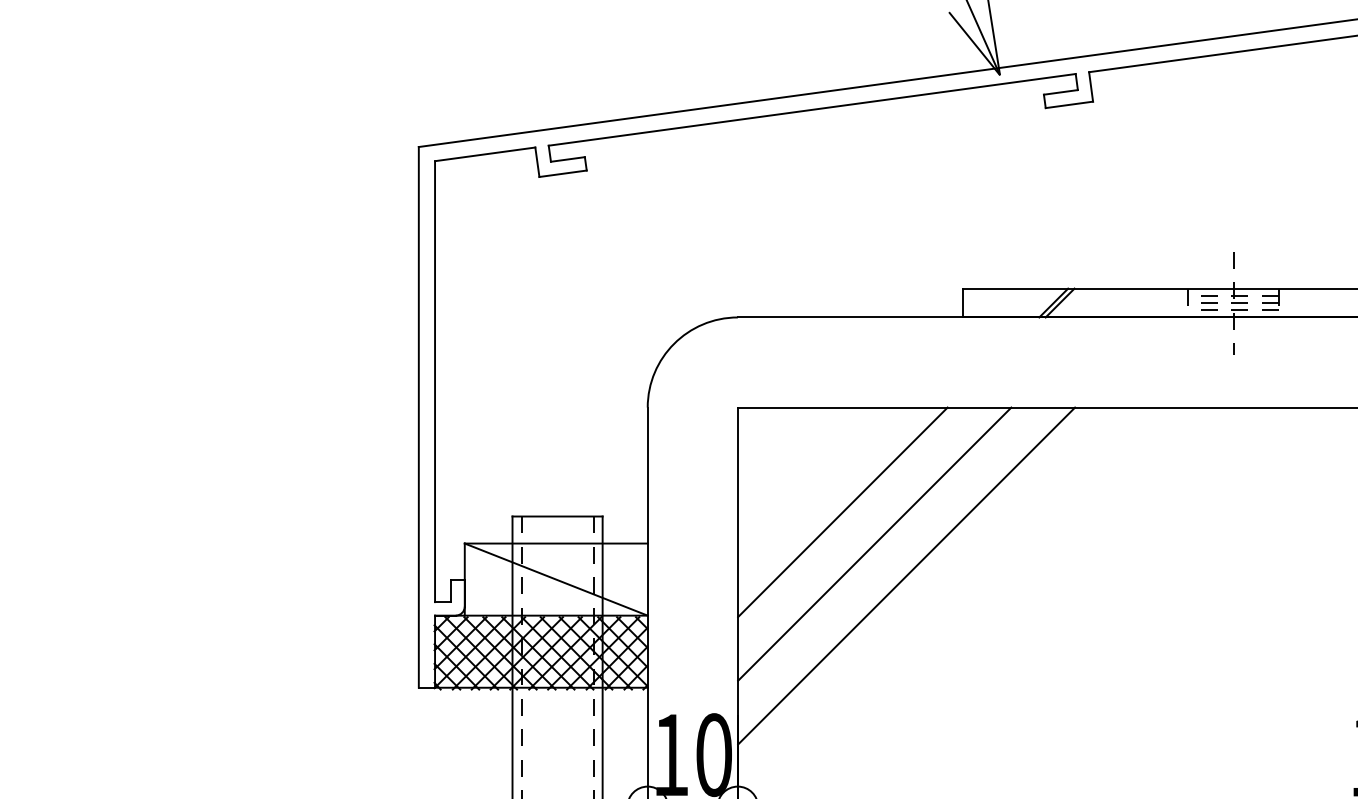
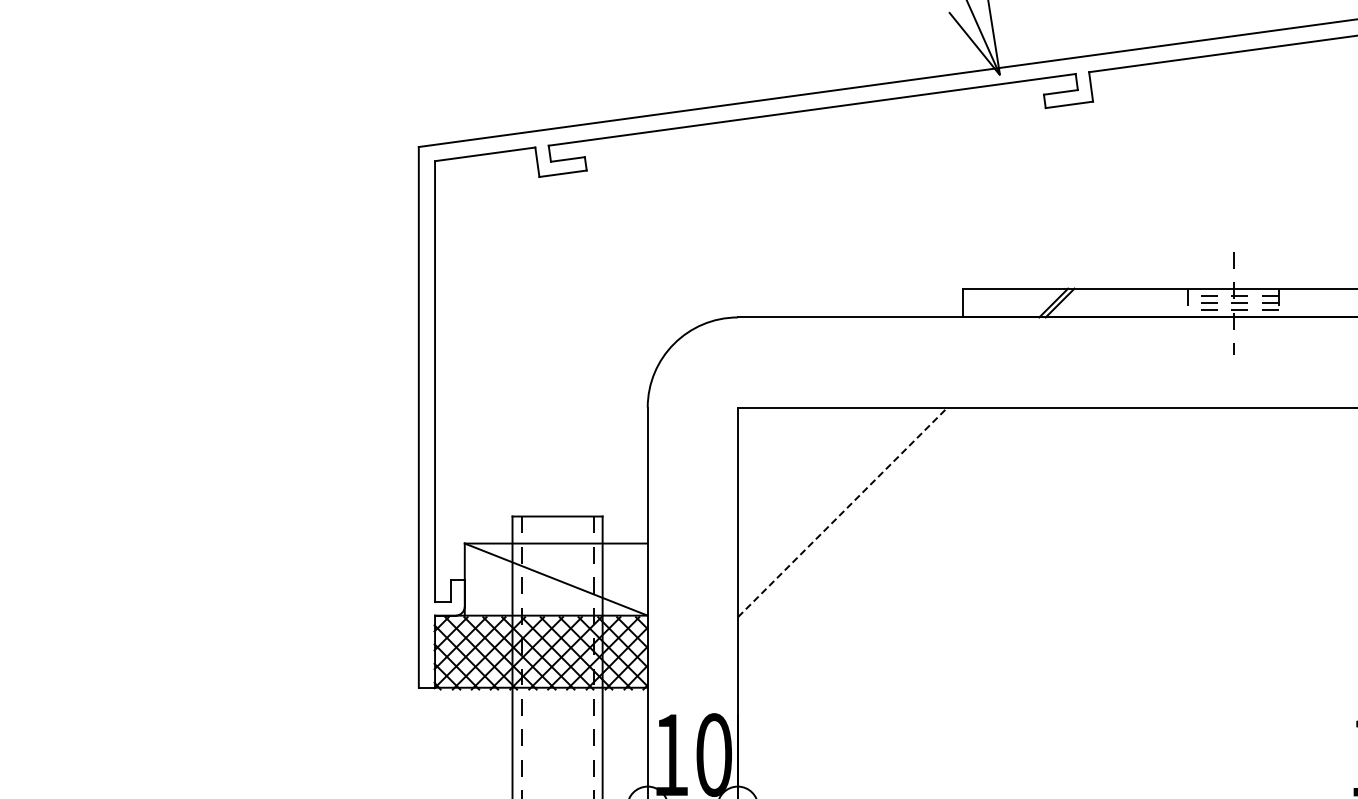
line: solid -> dashed (843, 511)
line: present -> none (874, 543)
line: present -> none (906, 575)
